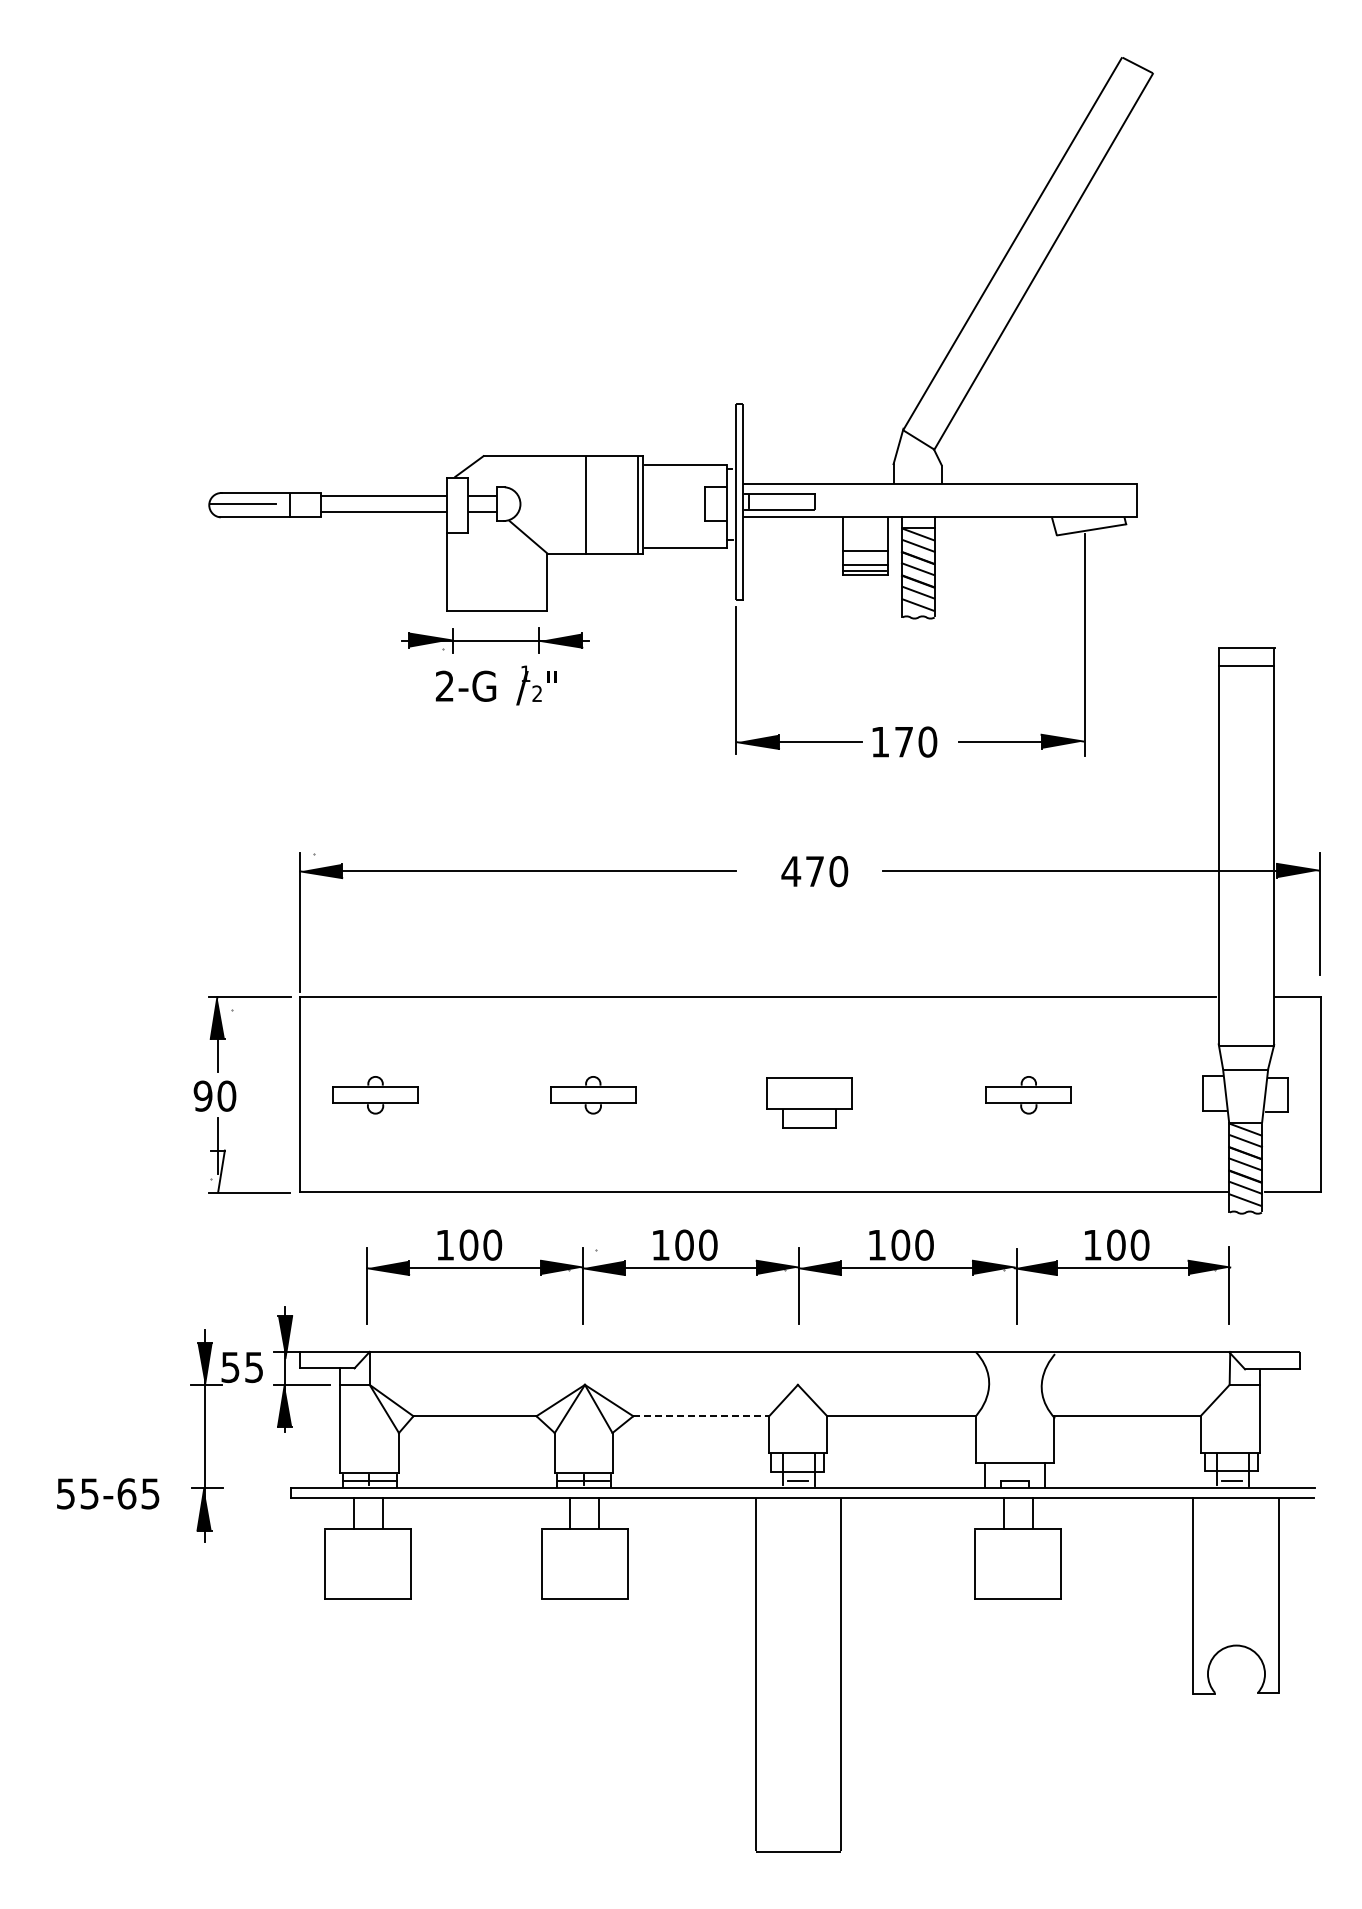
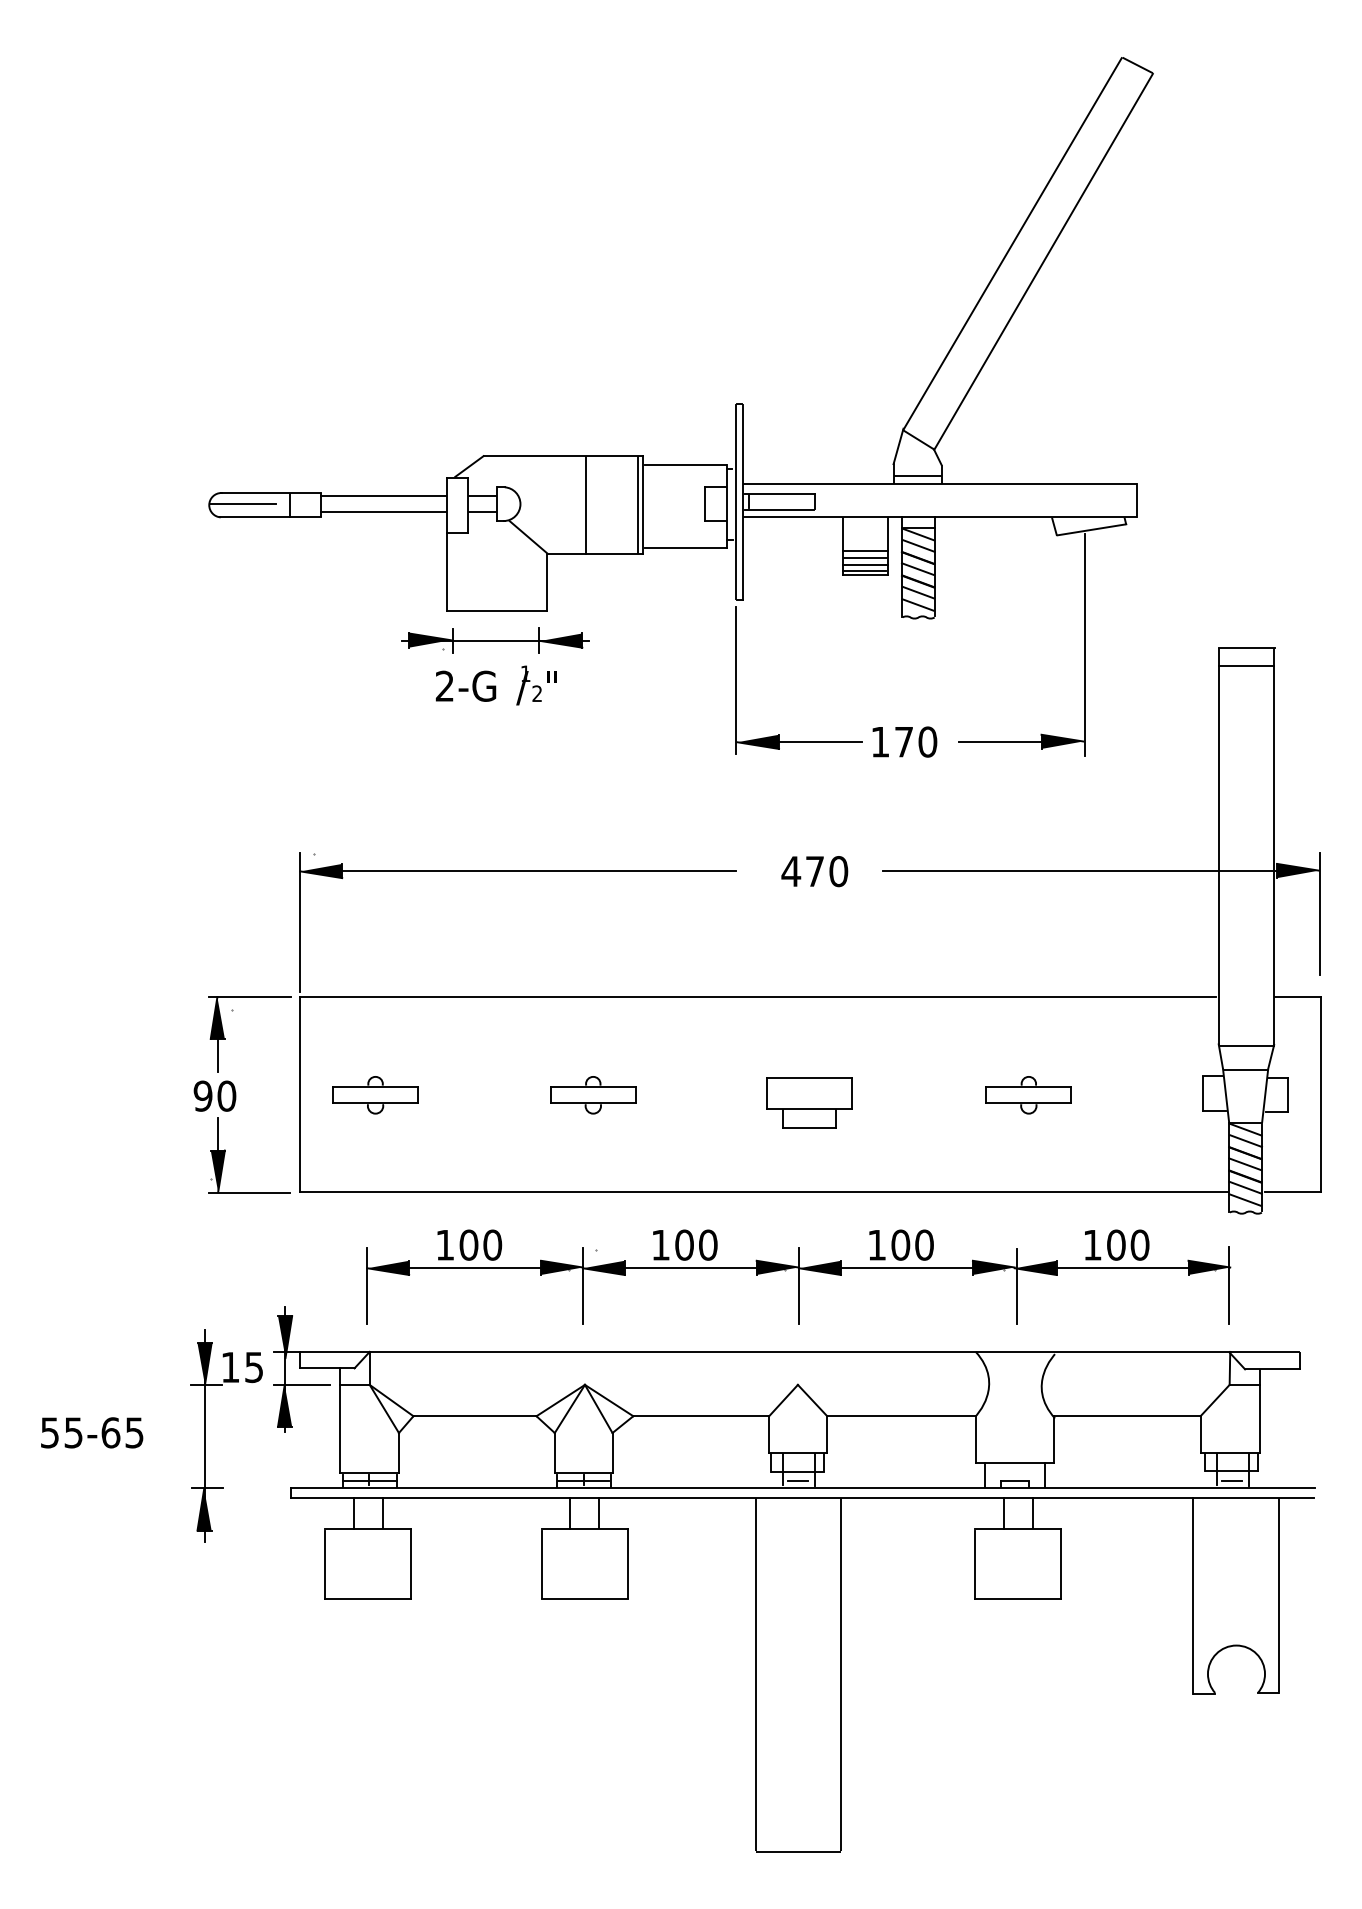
line: none -> present (917, 476)
line: none -> present (865, 558)
fill: none -> present (217, 1171)
text: 55 -> 15 (230, 1367)
line: dashed -> solid (701, 1416)
text position: (108, 1493) -> (92, 1432) (92, 1432)
